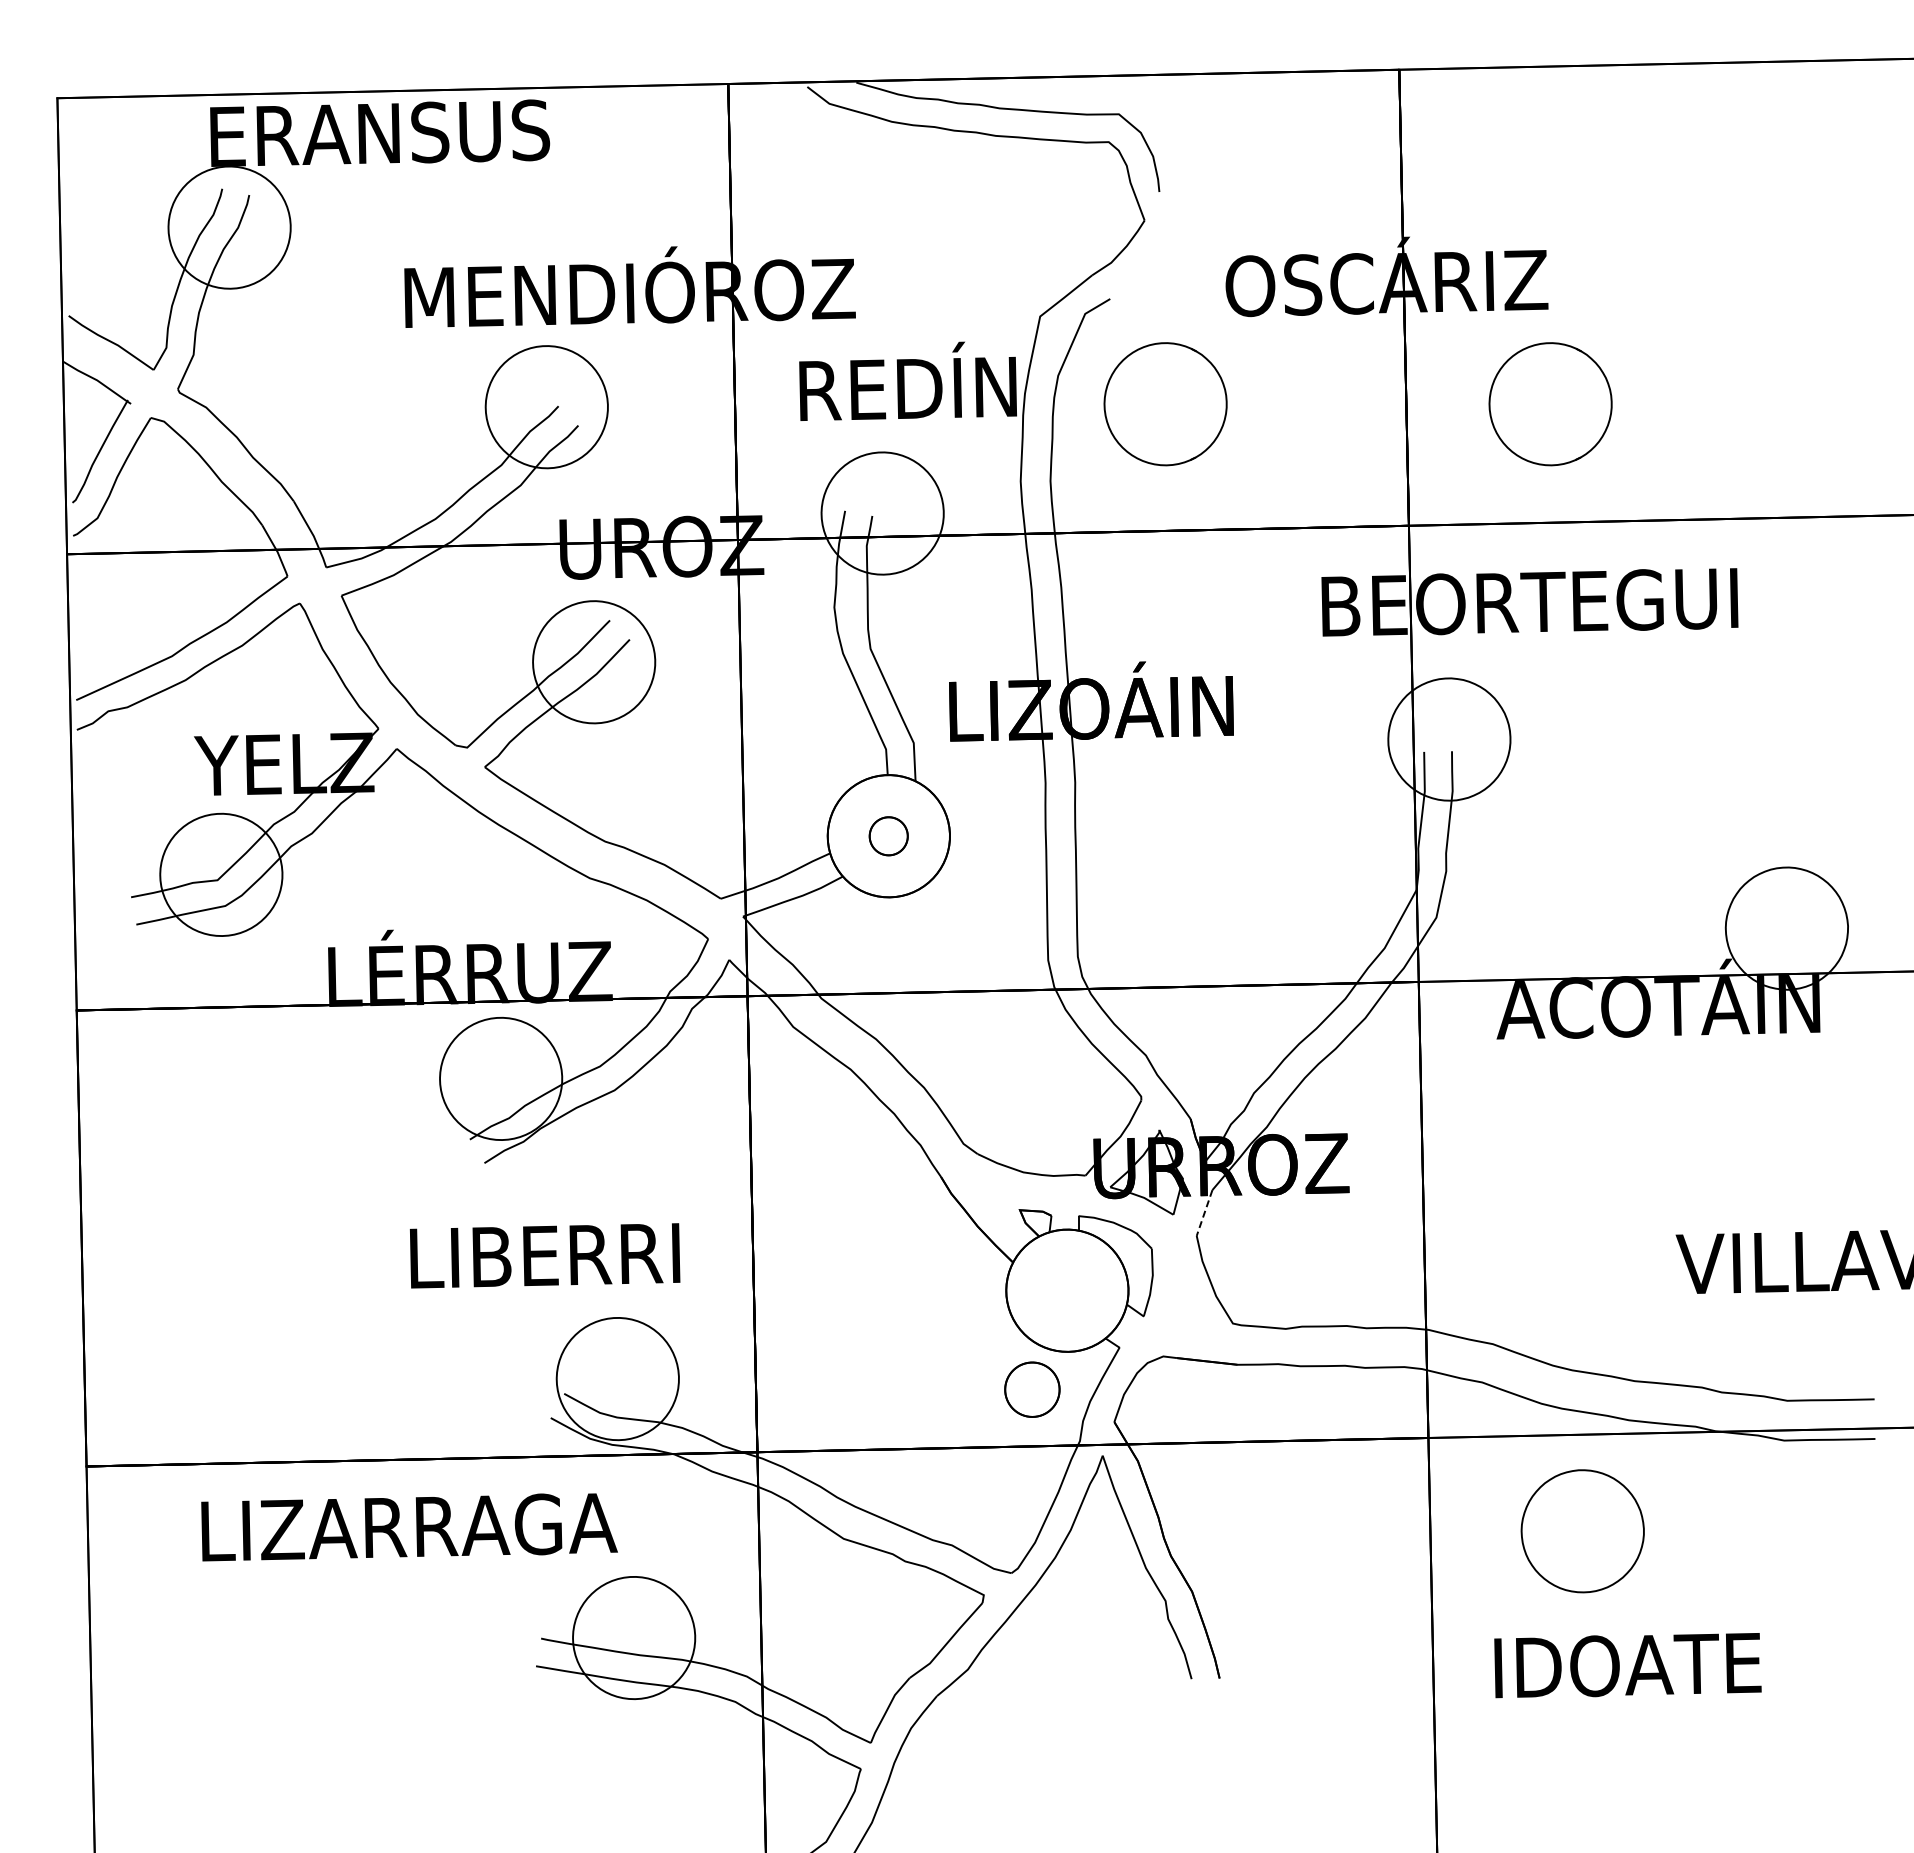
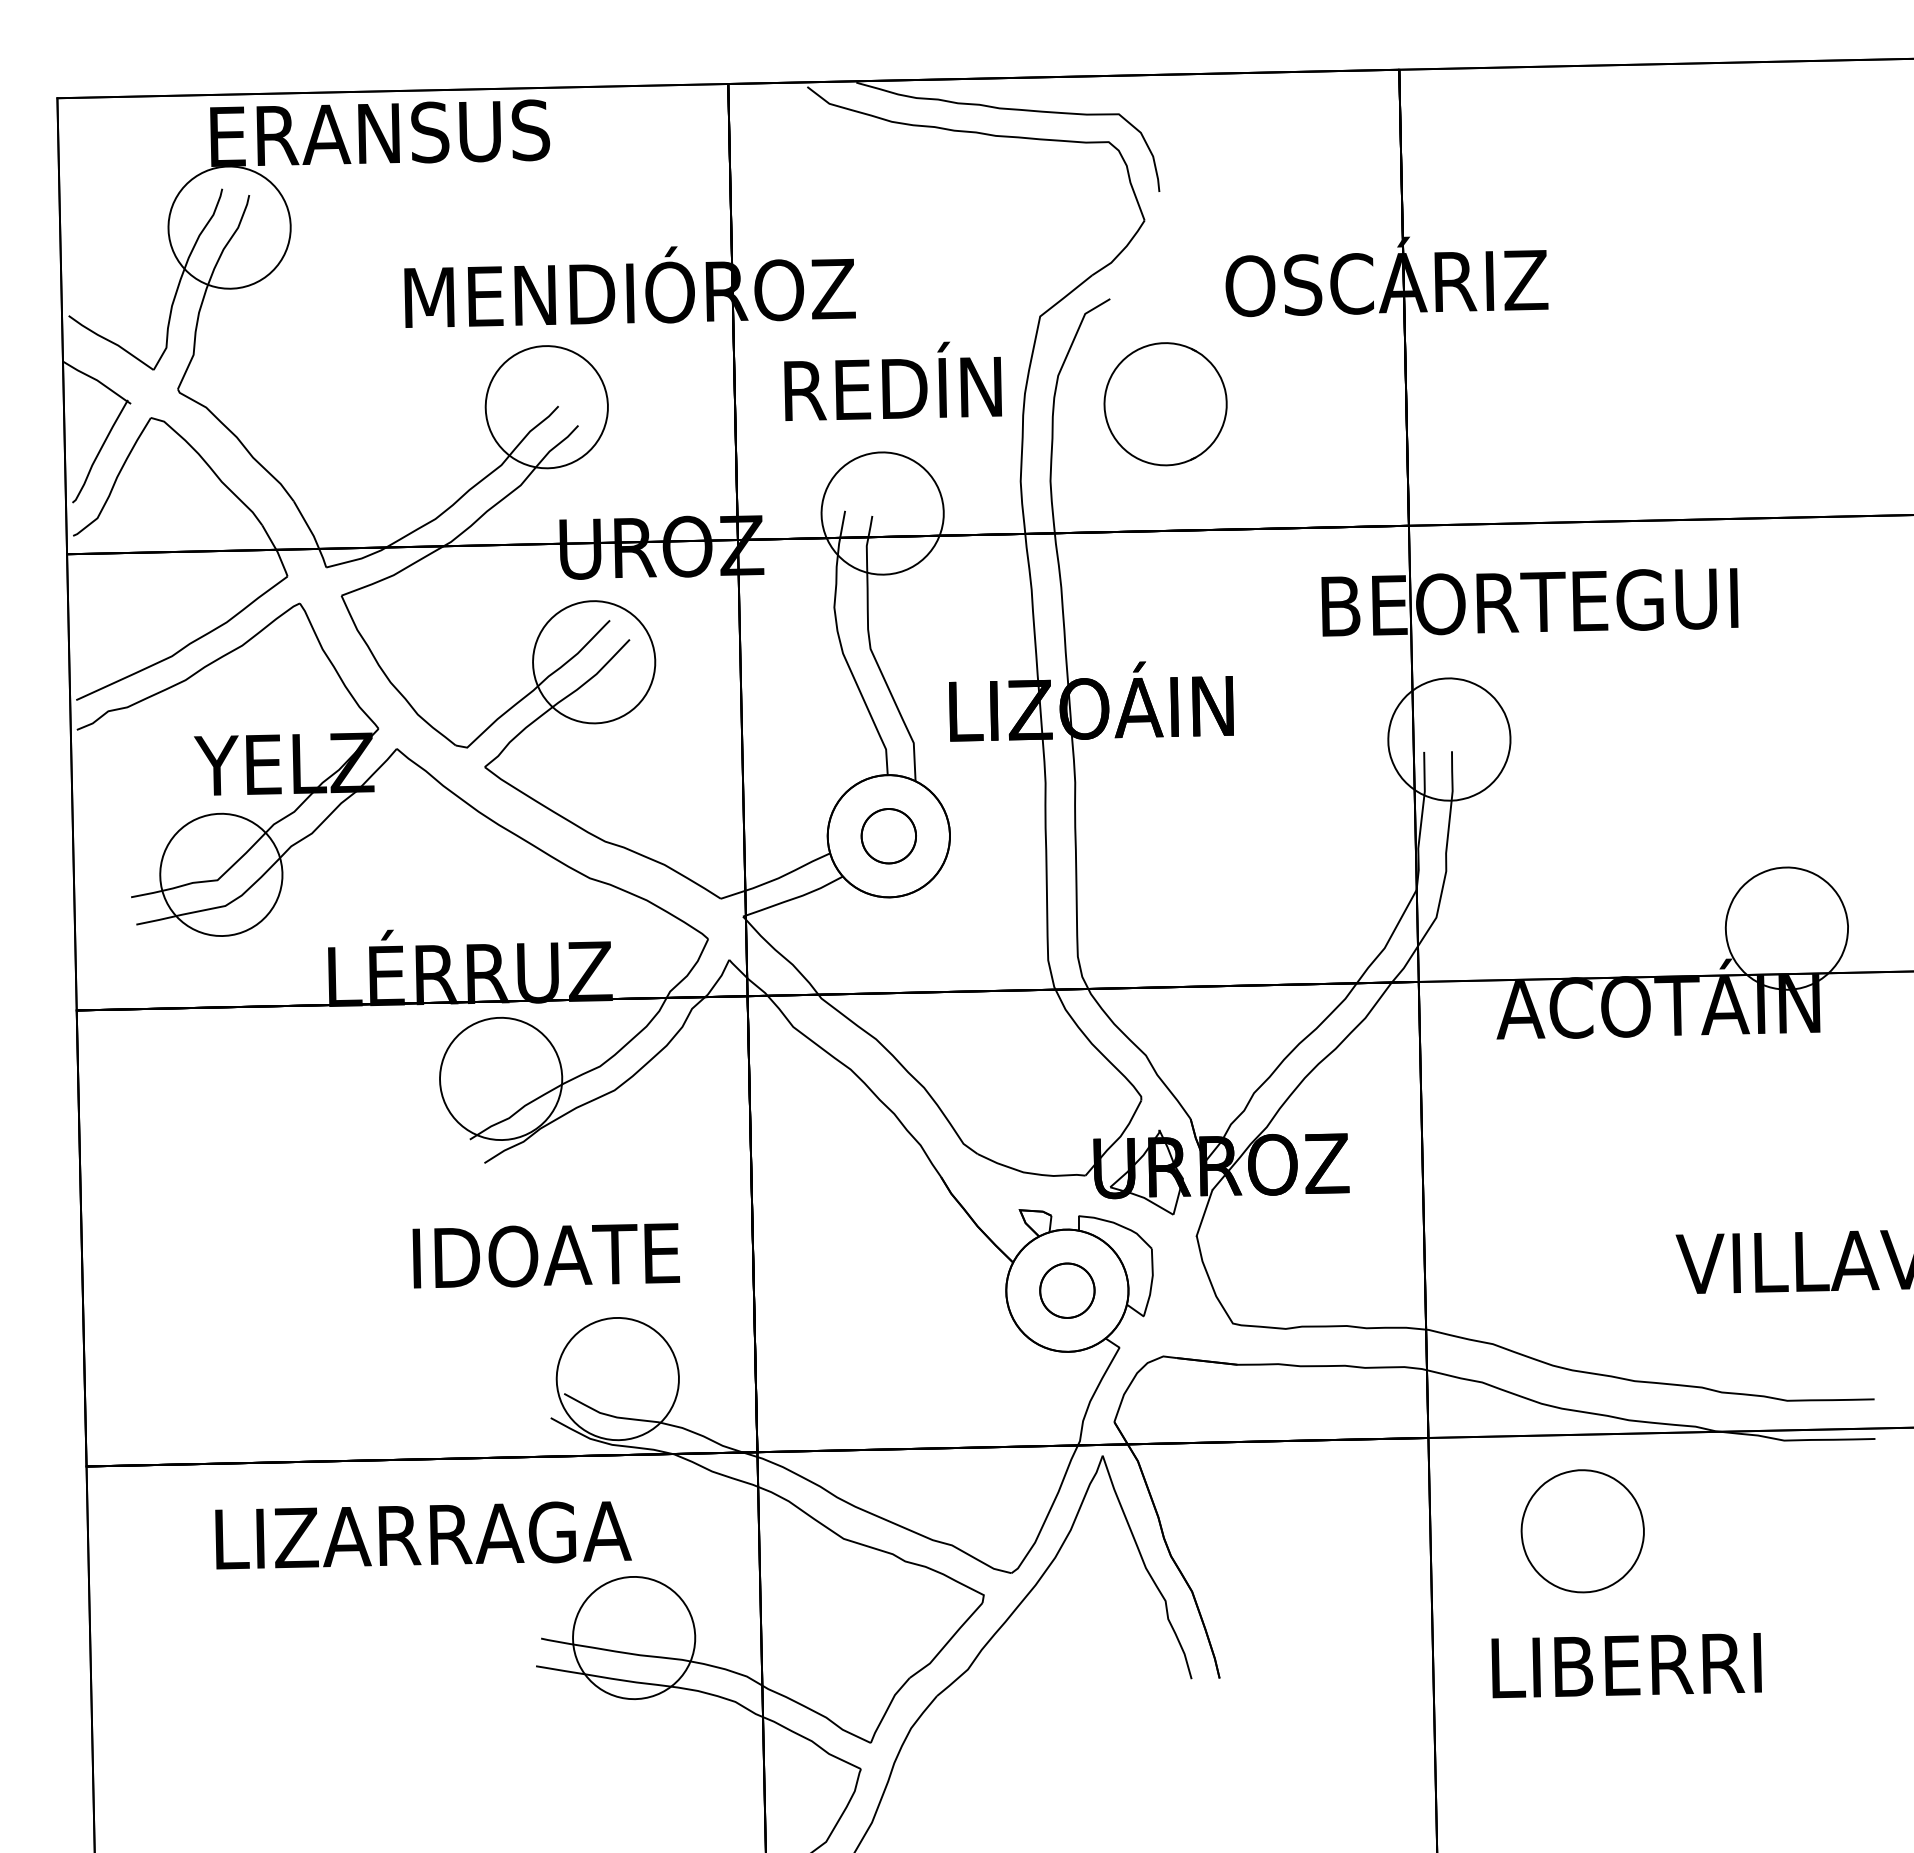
text position: (907, 380) -> (892, 380) (892, 380)
part: present -> none (1550, 404)
part size: 41x41 px -> 57x57 px (888, 836)
line: dashed -> solid (1204, 1213)
text: LIBERRI -> IDOATE (544, 1255)
part position: (1032, 1389) -> (1067, 1290) (1067, 1290)
text position: (409, 1527) -> (423, 1535) (423, 1535)
text: IDOATE -> LIBERRI (1626, 1665)
